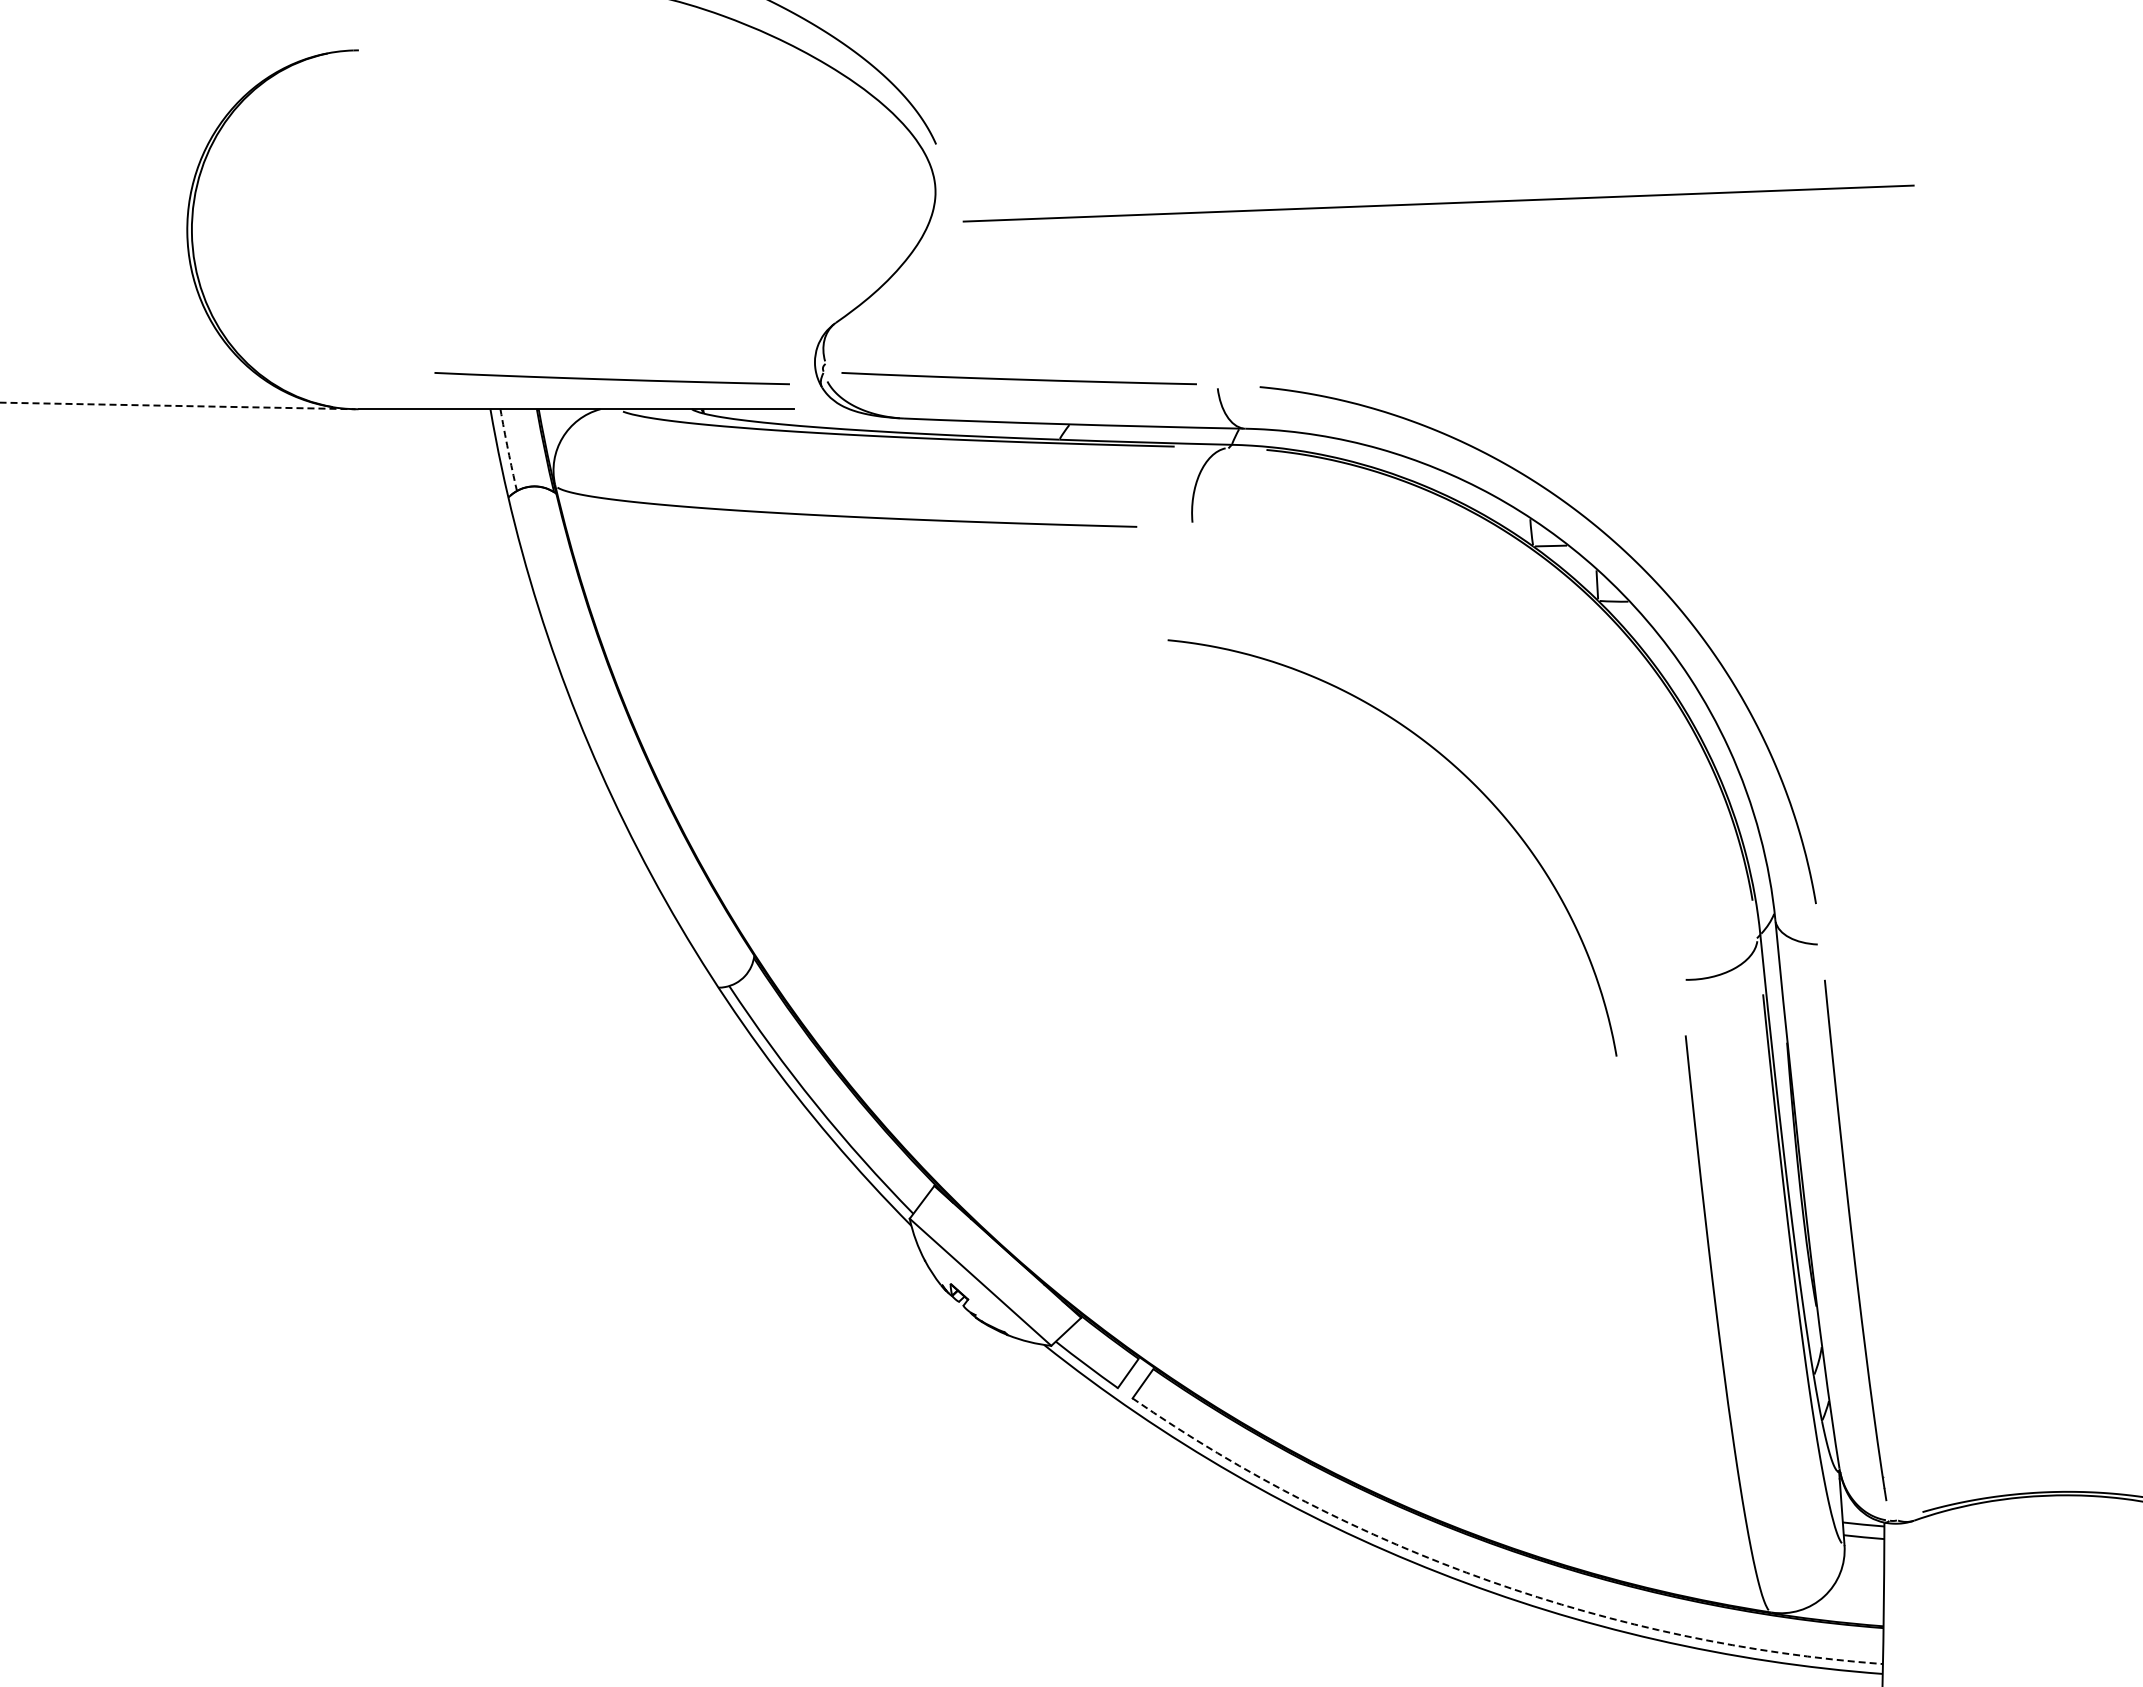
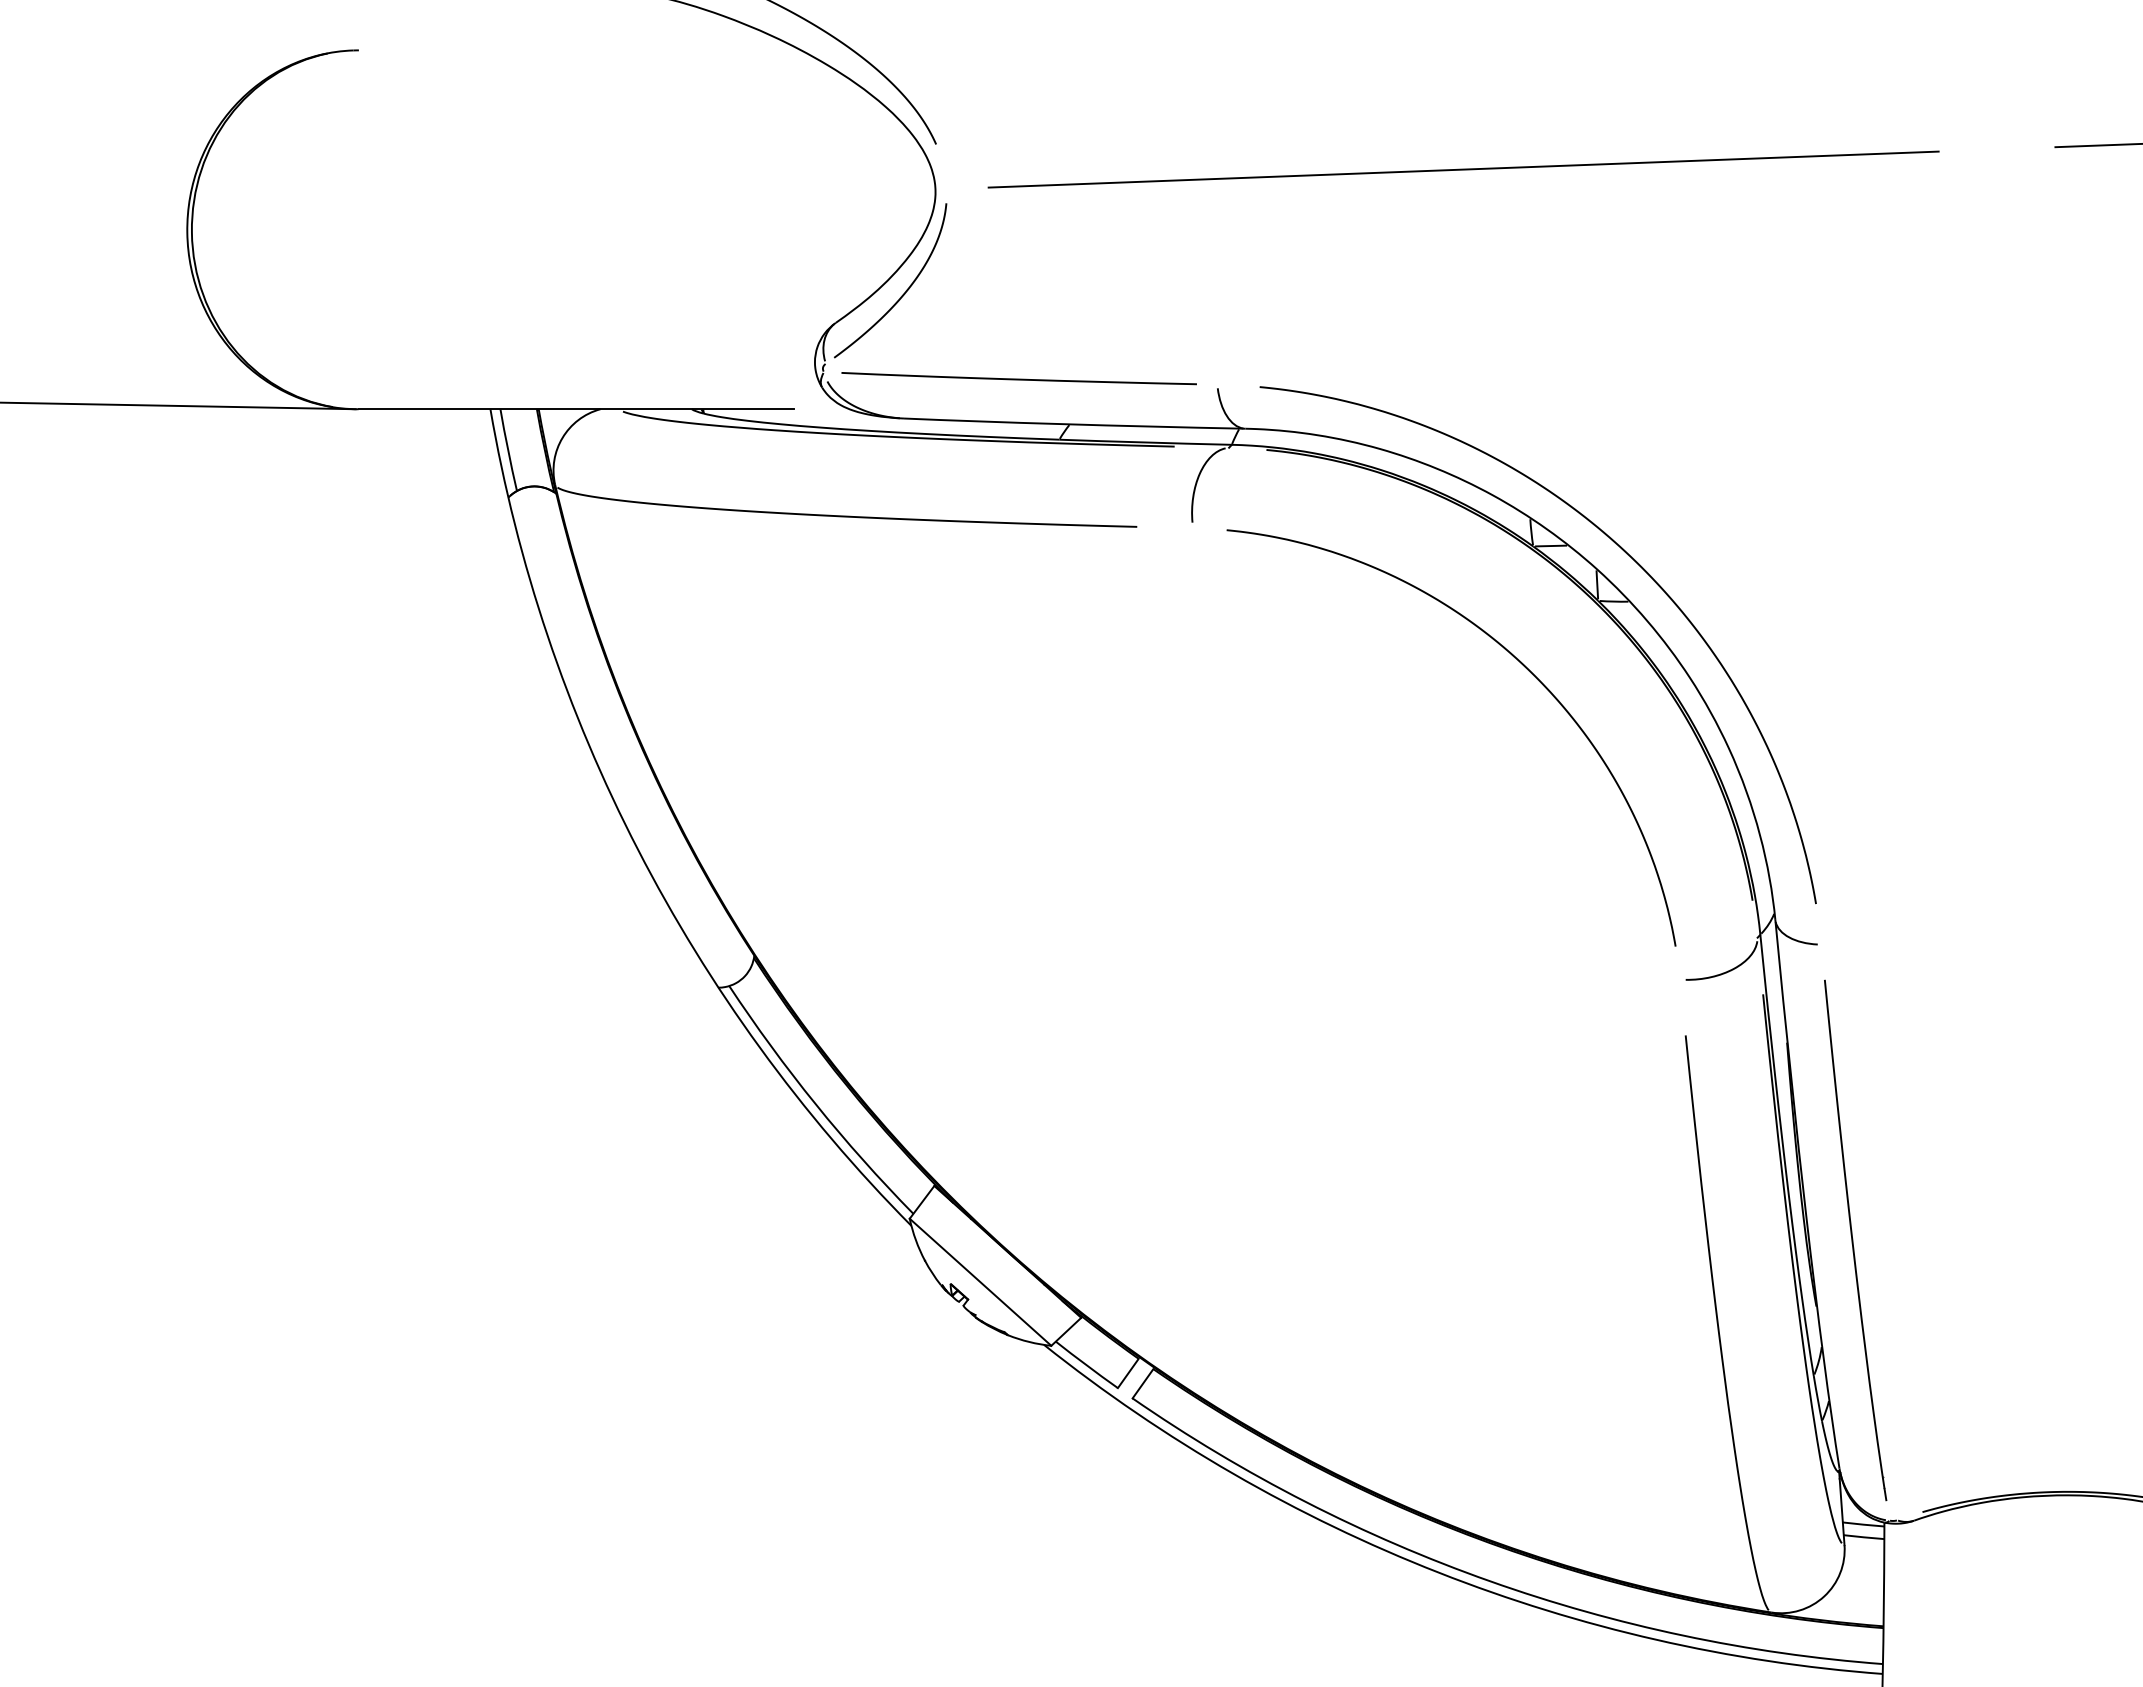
line: none -> present (2097, 145)
line position: (1438, 203) -> (1463, 169) (1463, 169)
curve: none -> present (905, 290)
curve: present -> none (611, 378)
line: dashed -> solid (178, 405)
arc: dashed -> solid (508, 450)
curve position: (1463, 775) -> (1522, 665) (1522, 665)
arc: dashed -> solid (1490, 1581)
